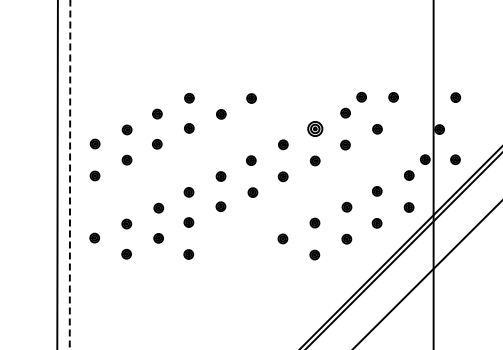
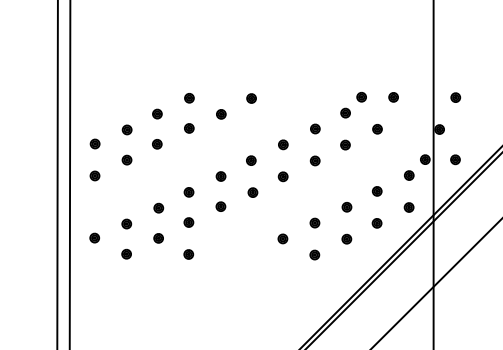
part size: 17x16 px -> 11x12 px (315, 128)
line: dashed -> solid (70, 175)
line position: (427, 274) -> (436, 283) (436, 283)
